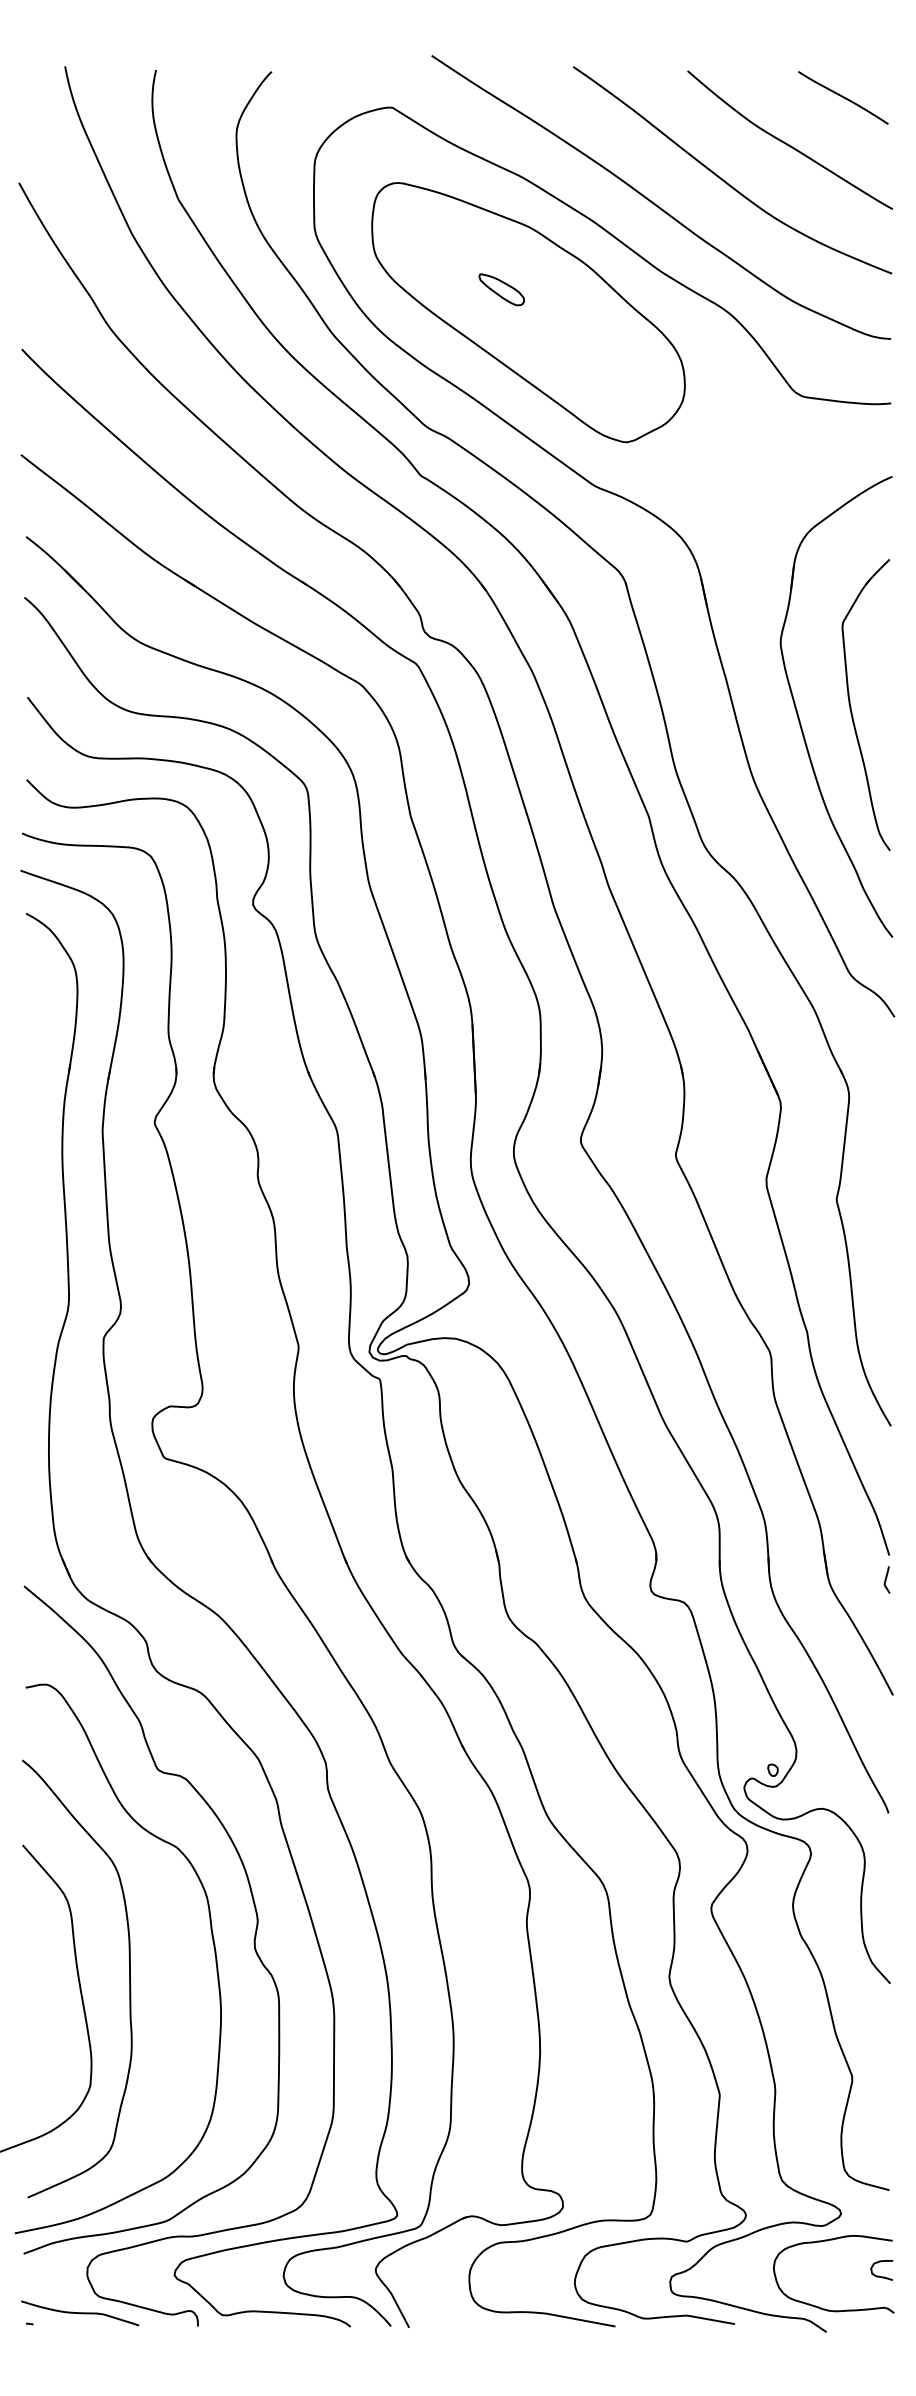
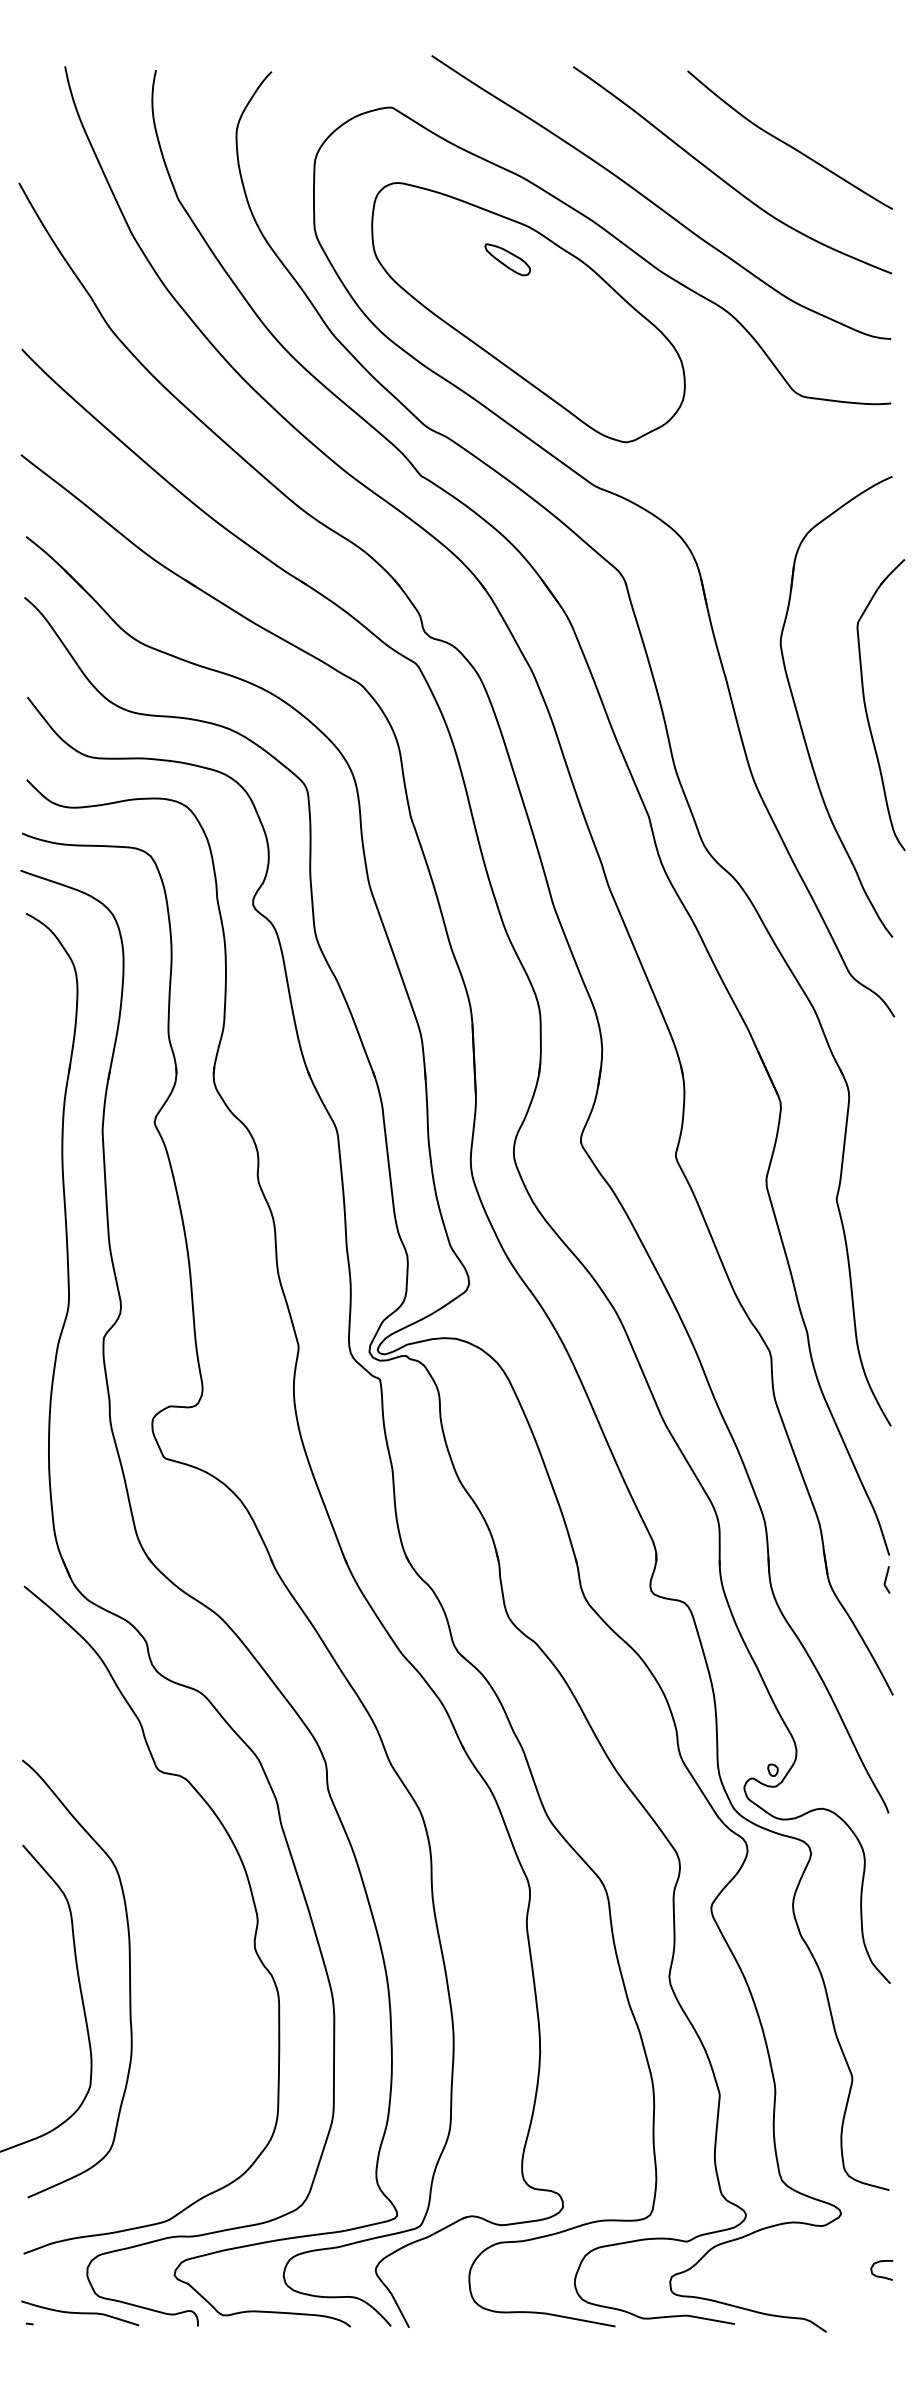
curve: present -> none (843, 97)
part position: (501, 289) -> (507, 259) (507, 259)
part position: (851, 706) -> (866, 706) (866, 706)
curve: present -> none (212, 1941)
curve: present -> none (827, 2241)
